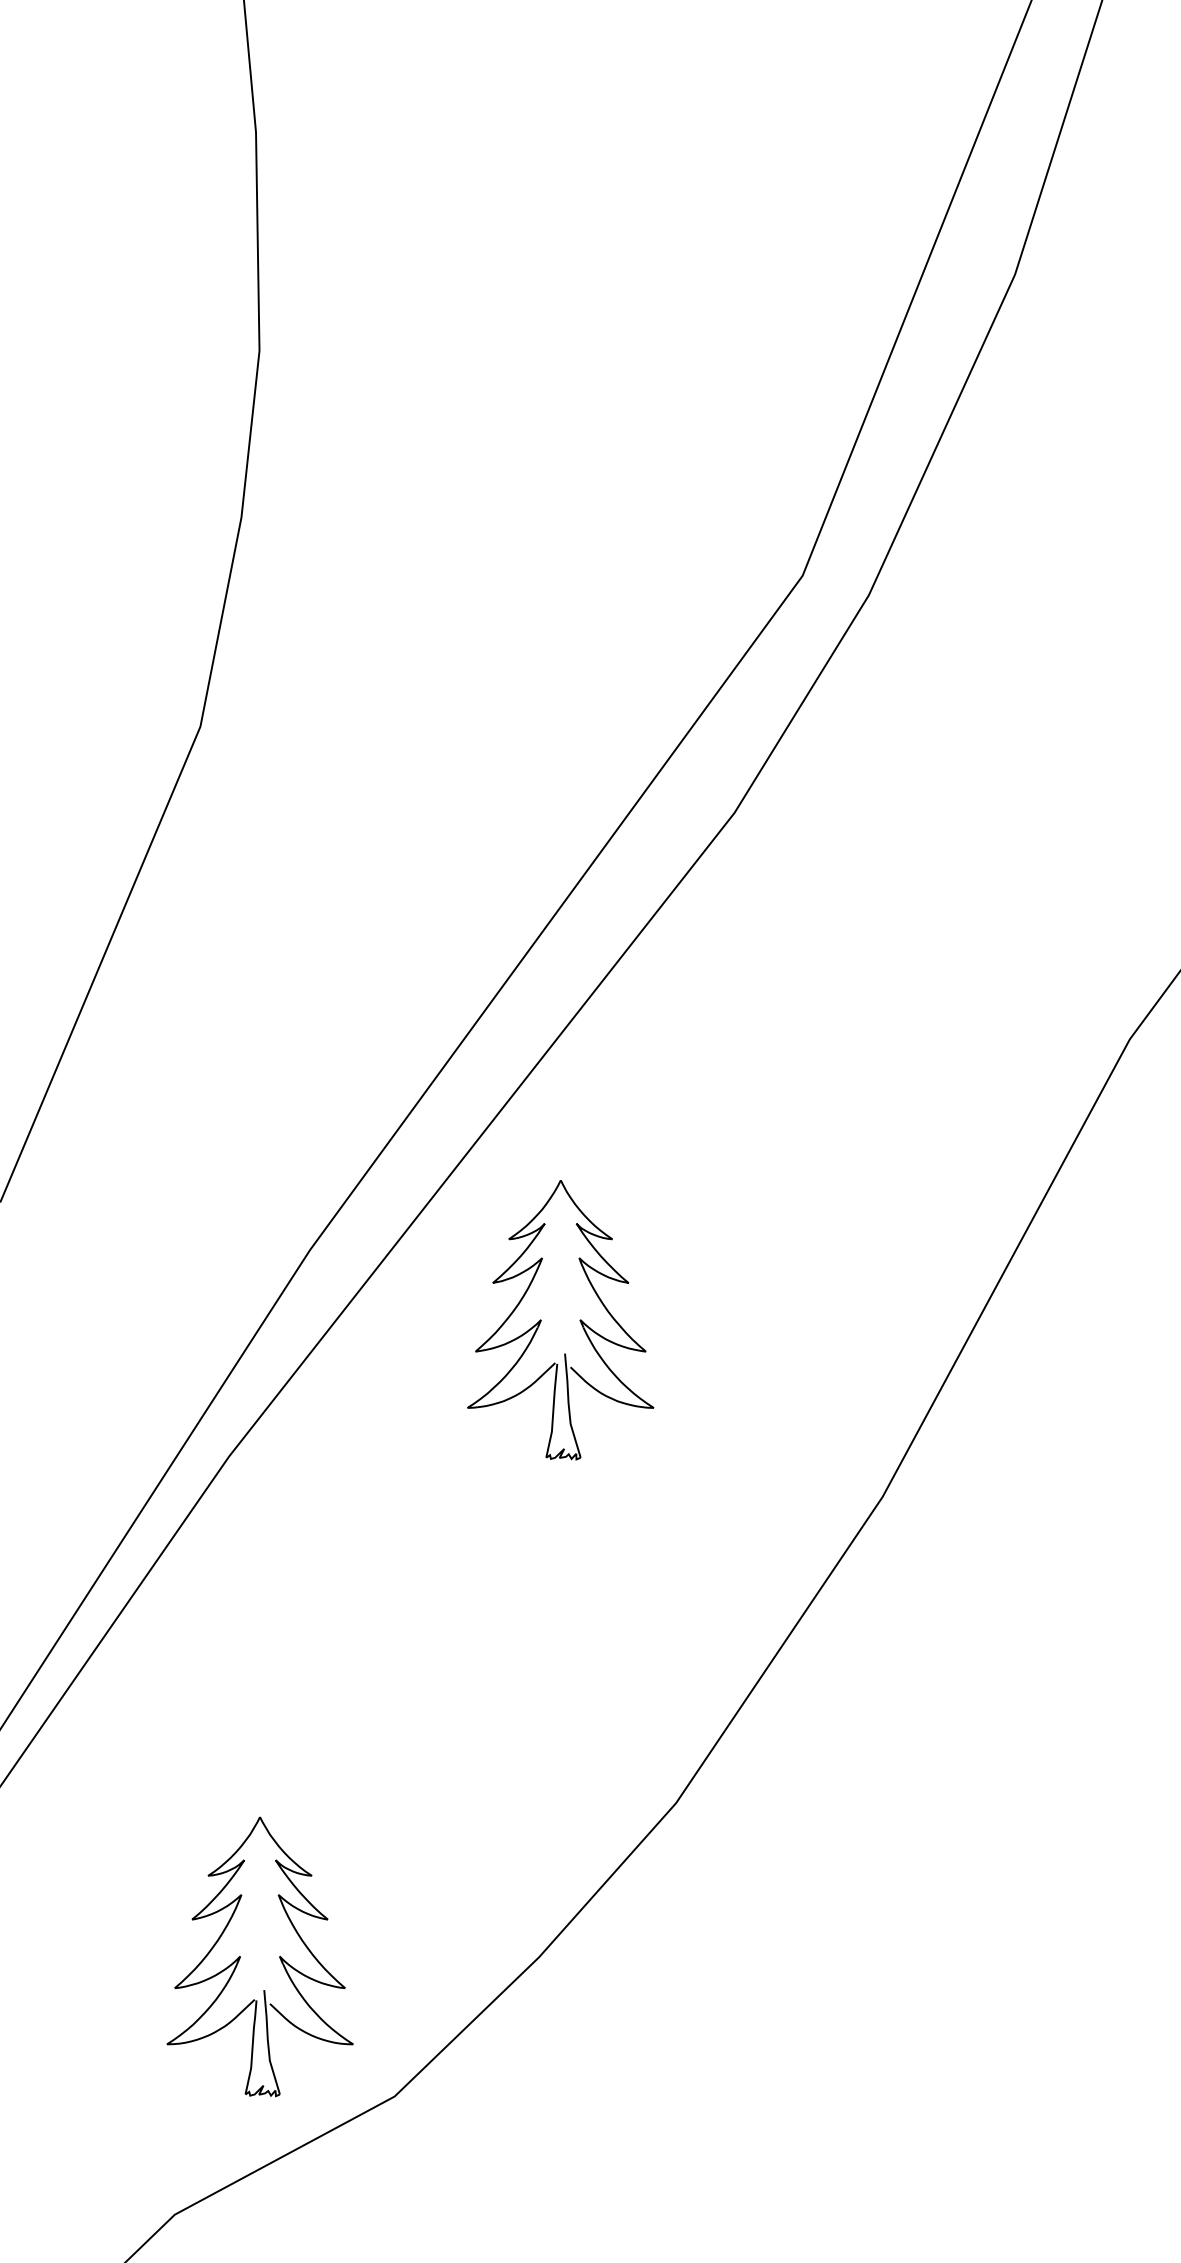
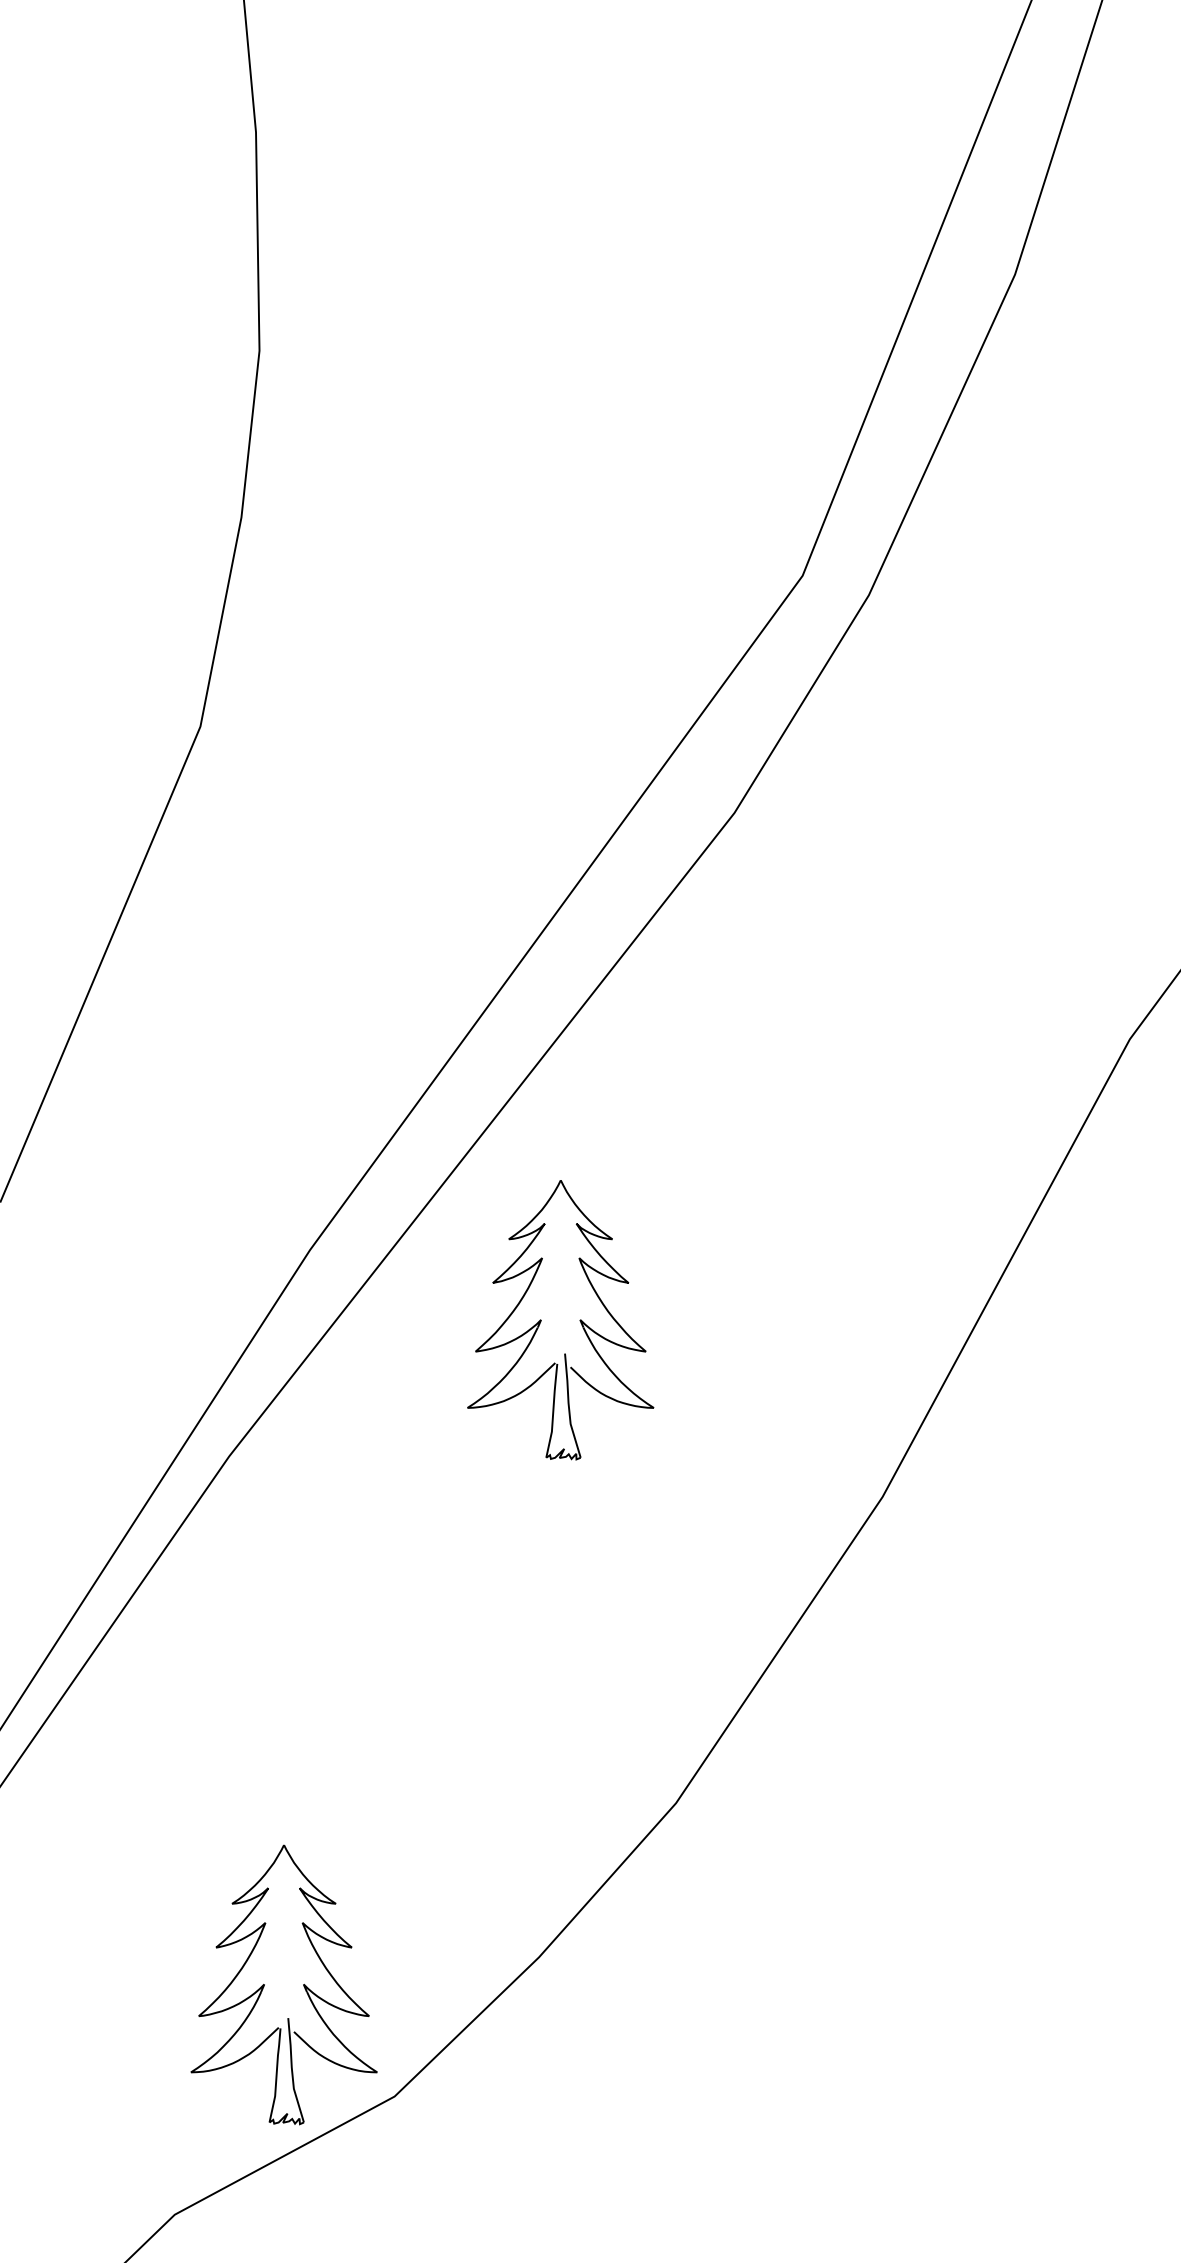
part position: (240, 1956) -> (264, 1984) (264, 1984)
